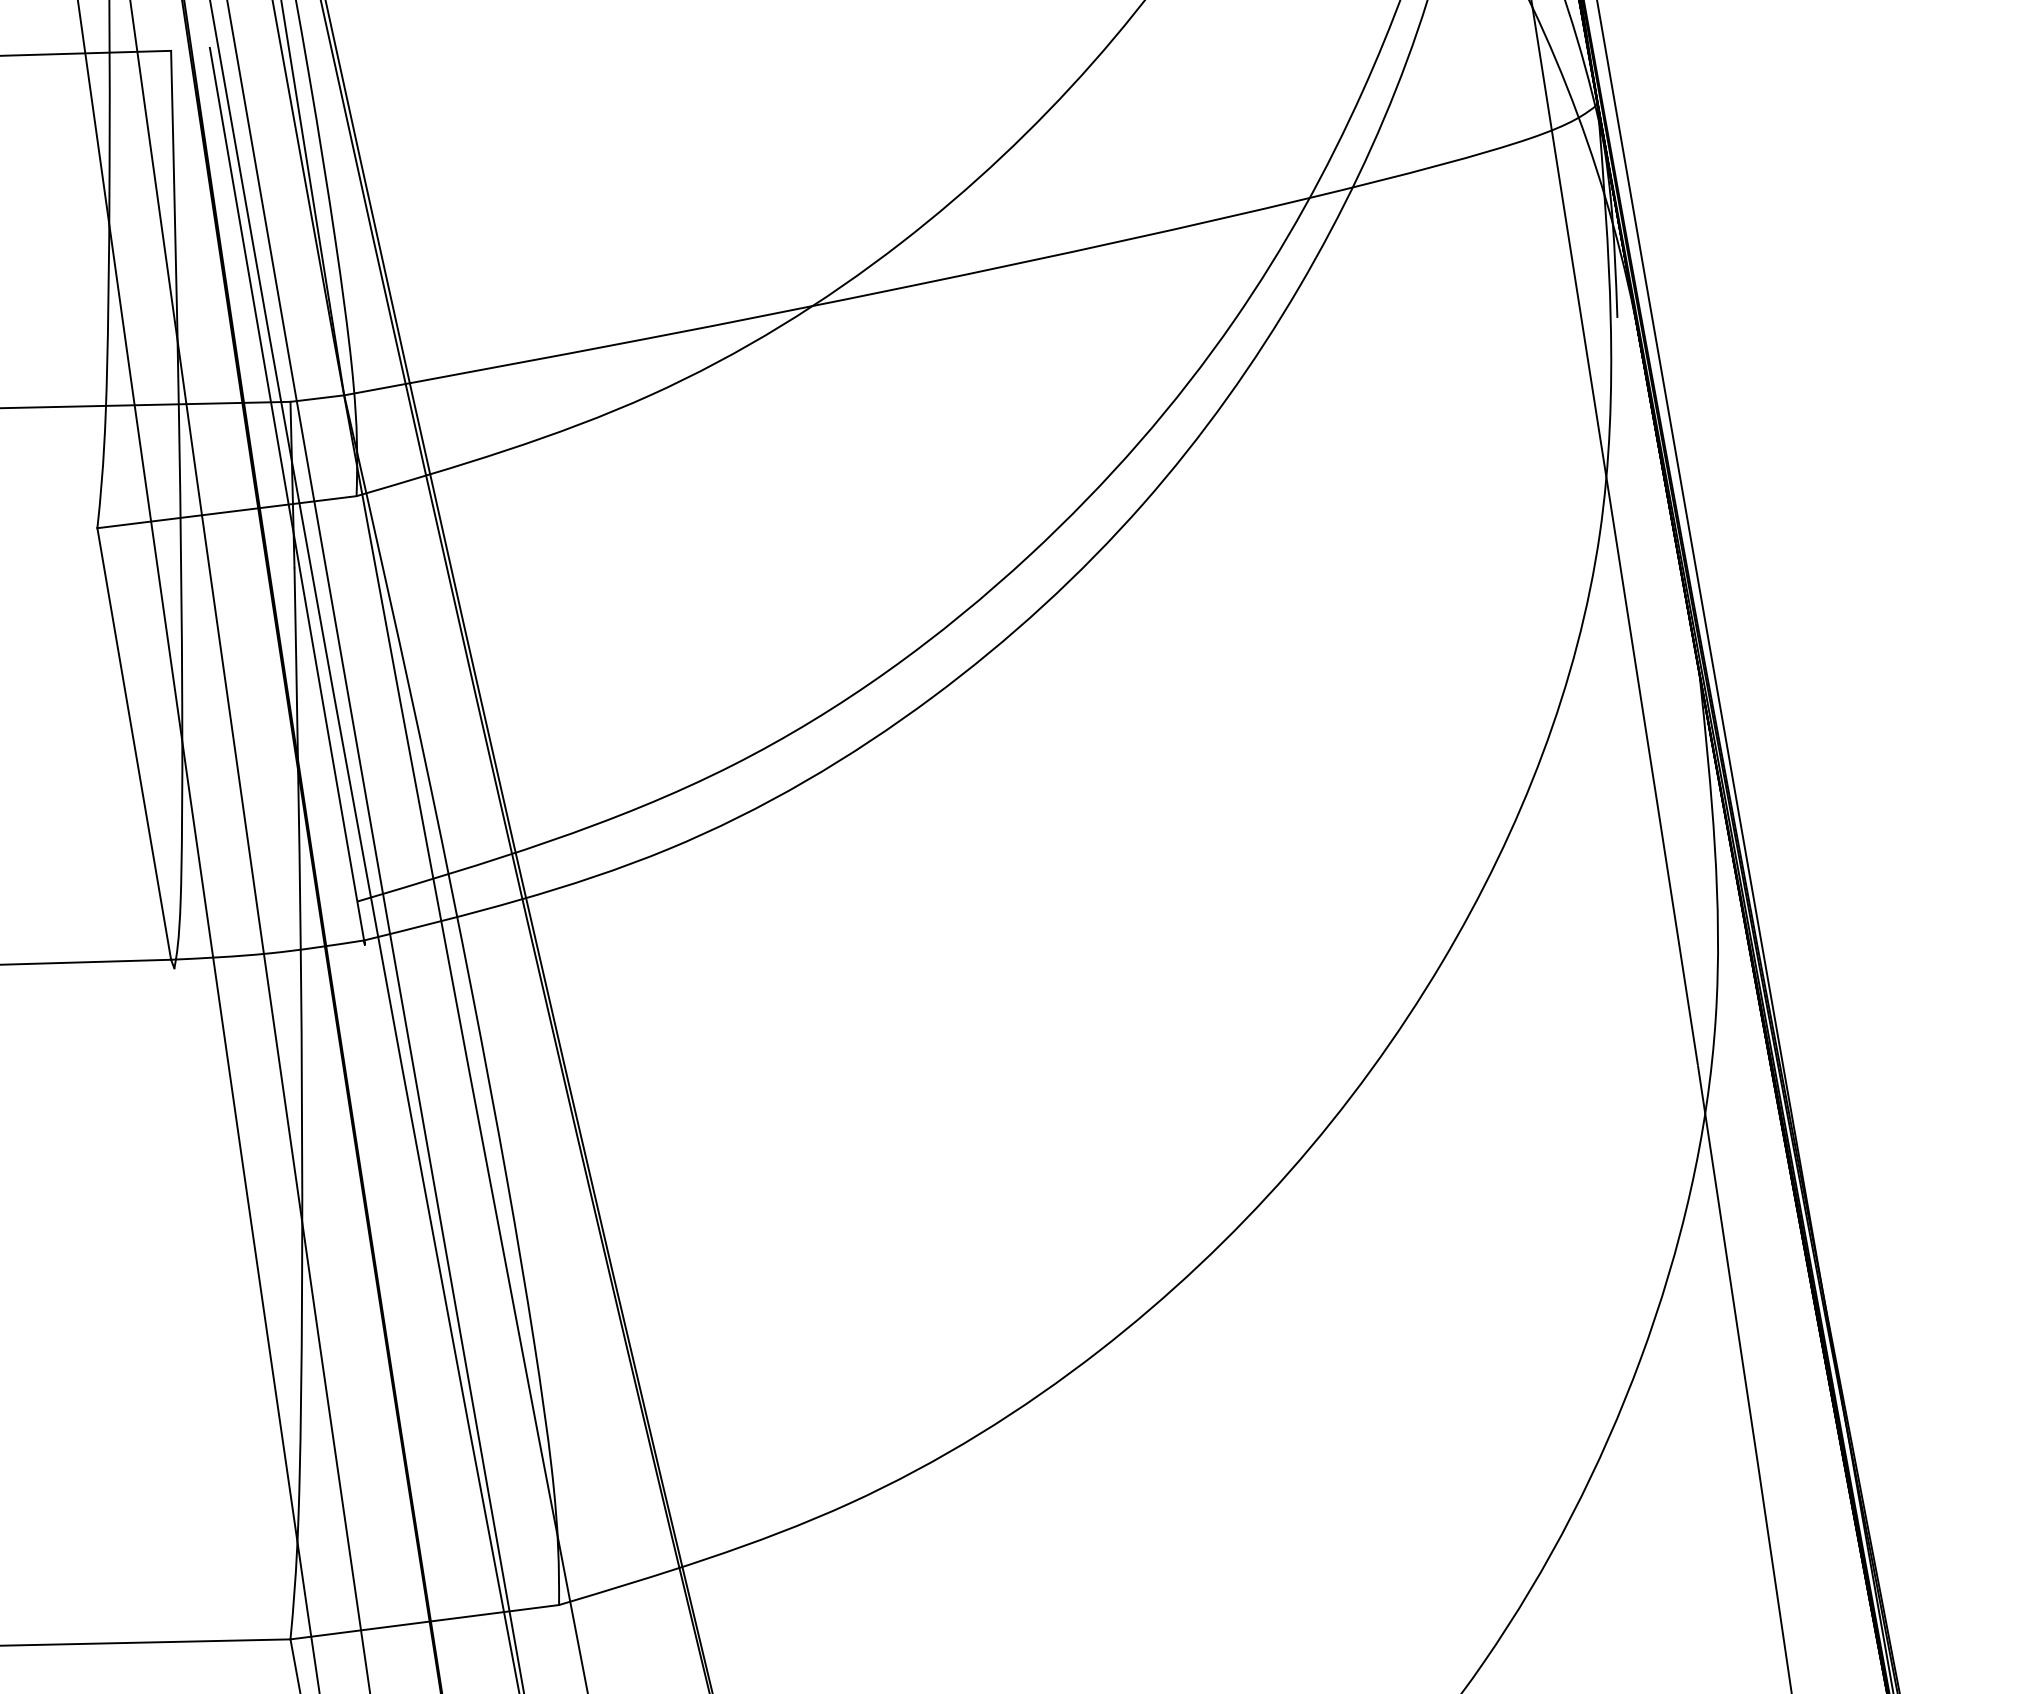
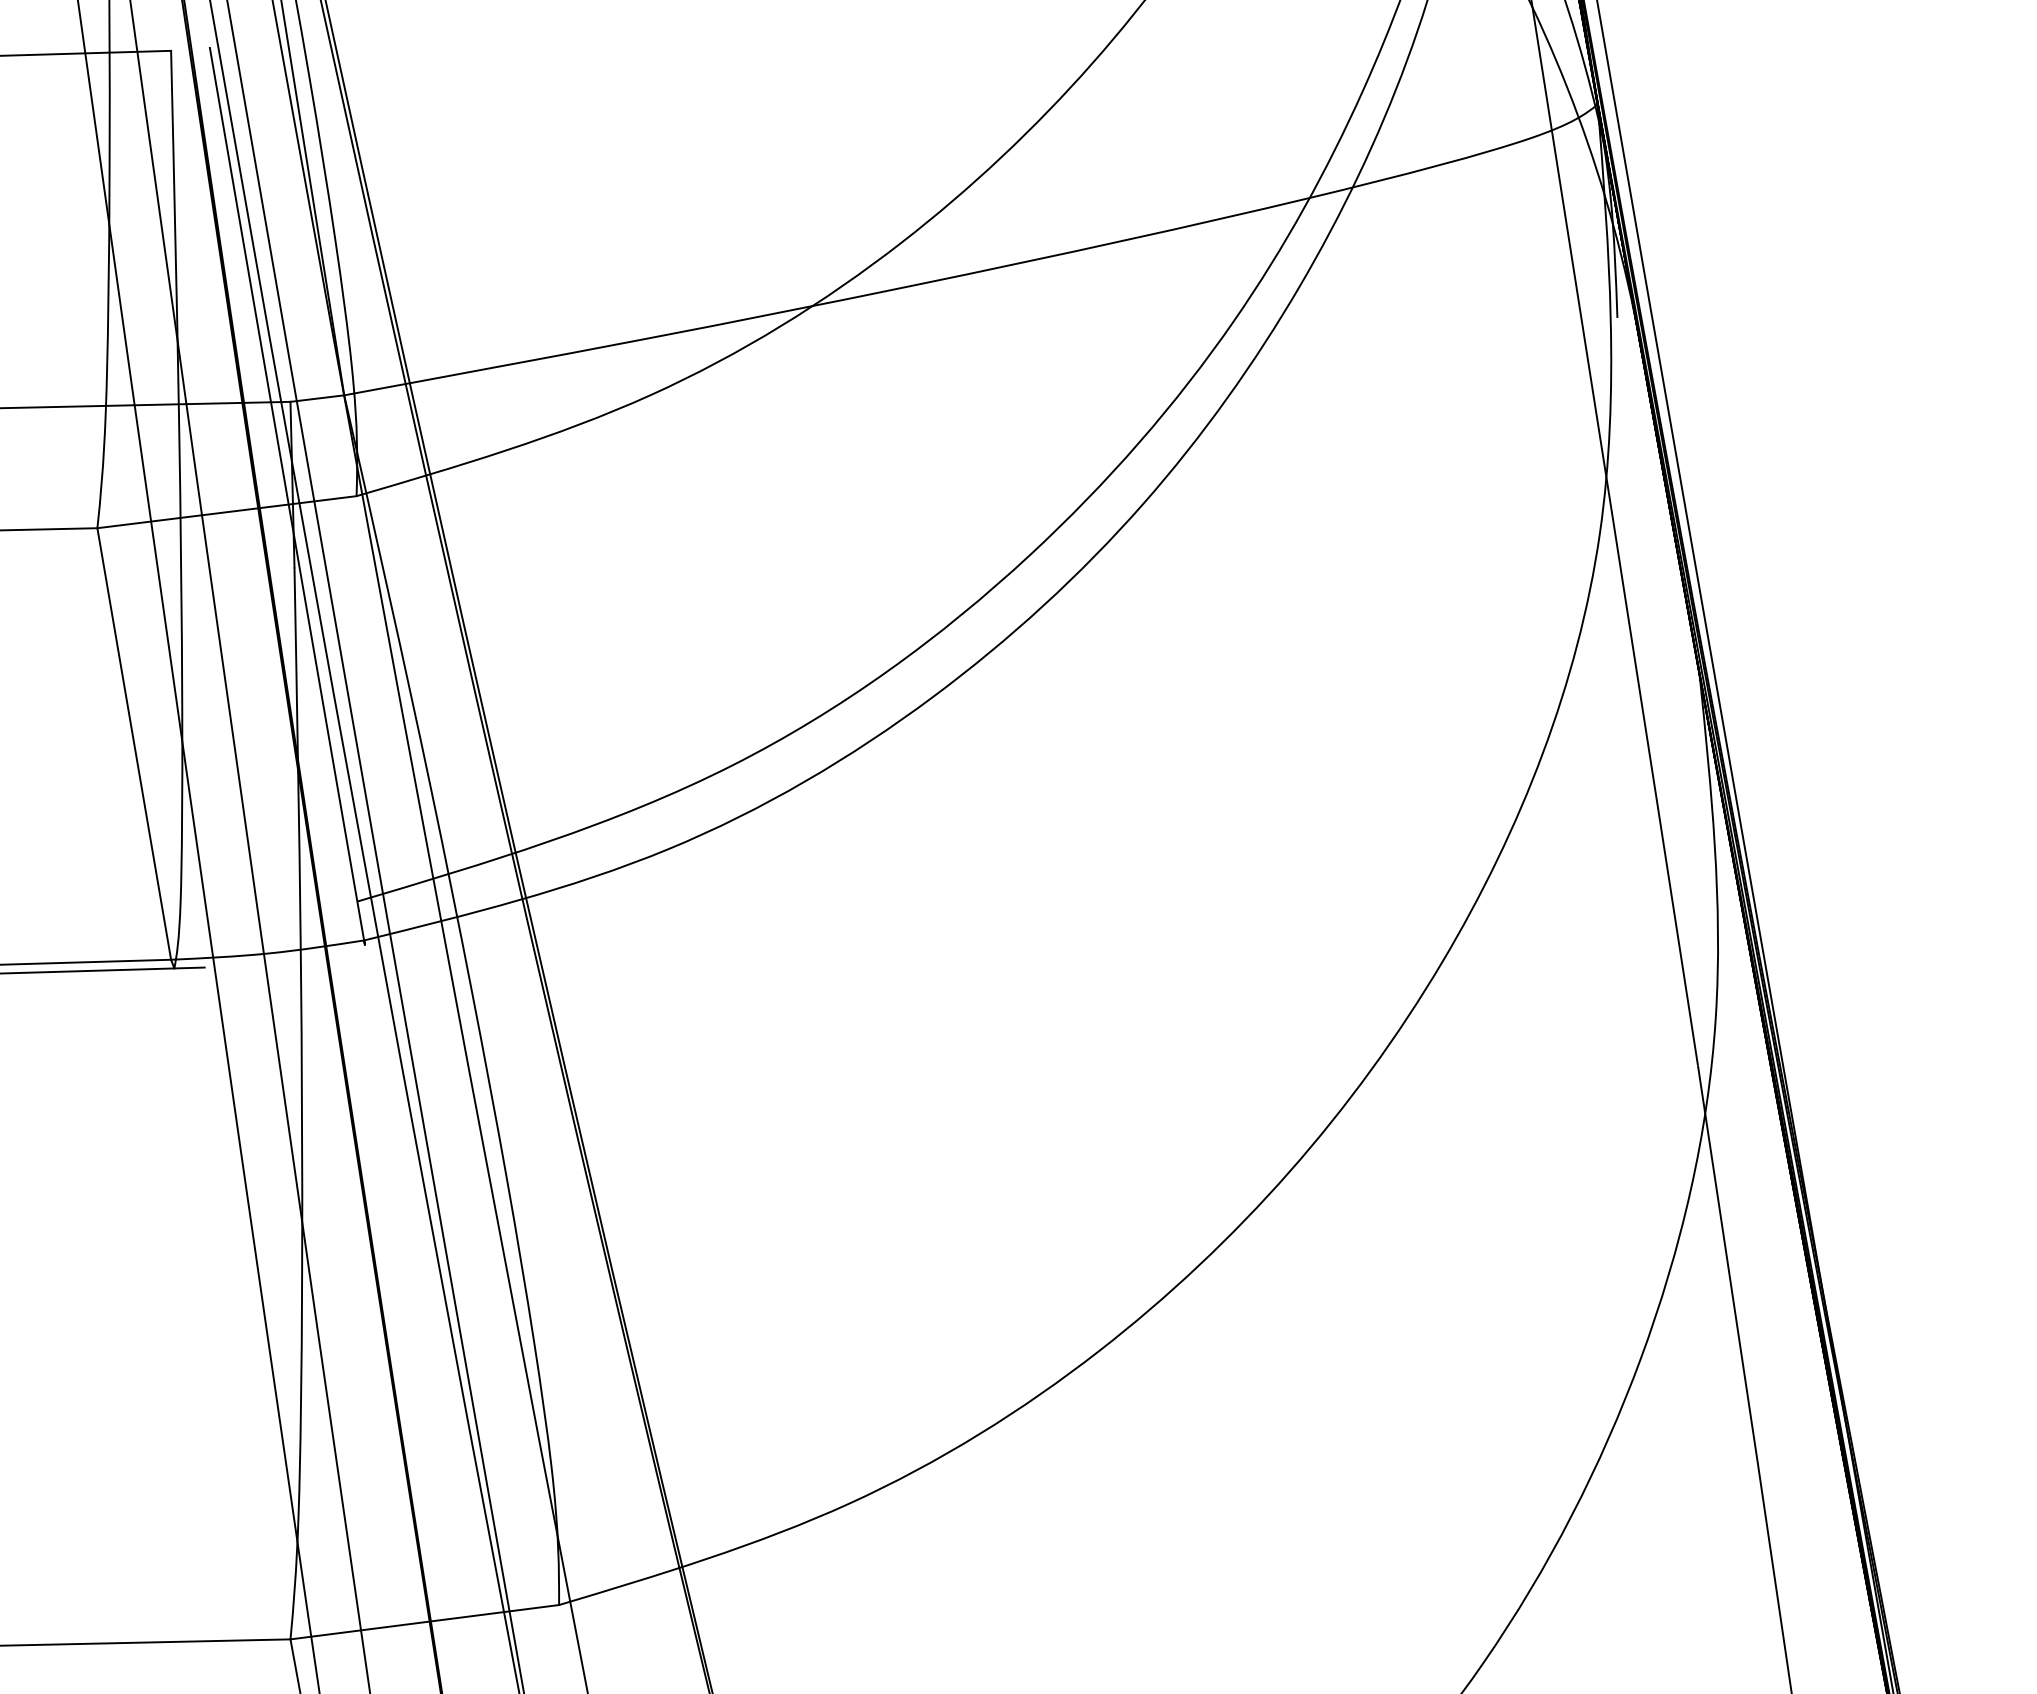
line: none -> present (49, 529)
line: none -> present (103, 970)
